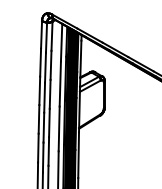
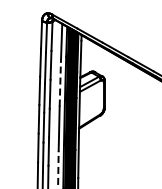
line: solid -> dashed (60, 83)
line: solid -> dashed (58, 169)
